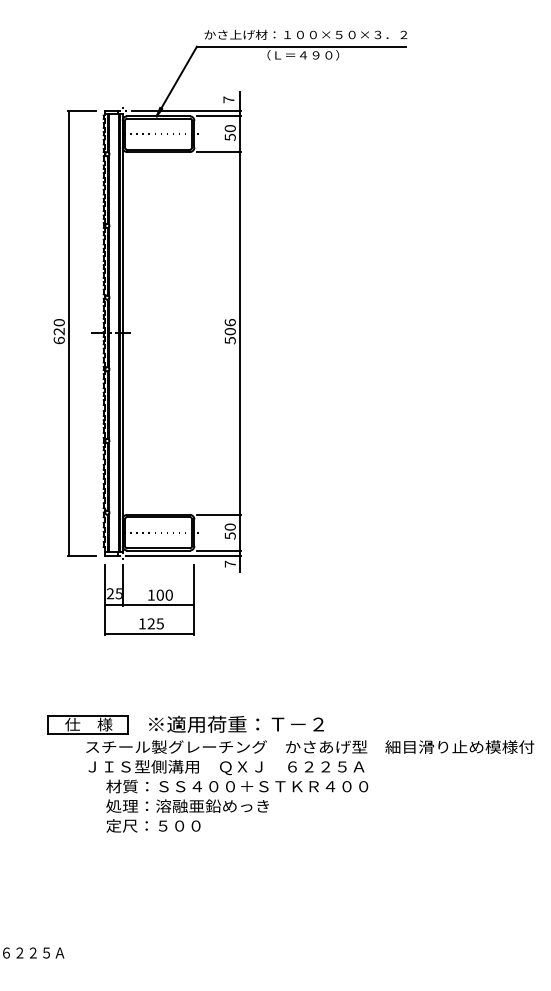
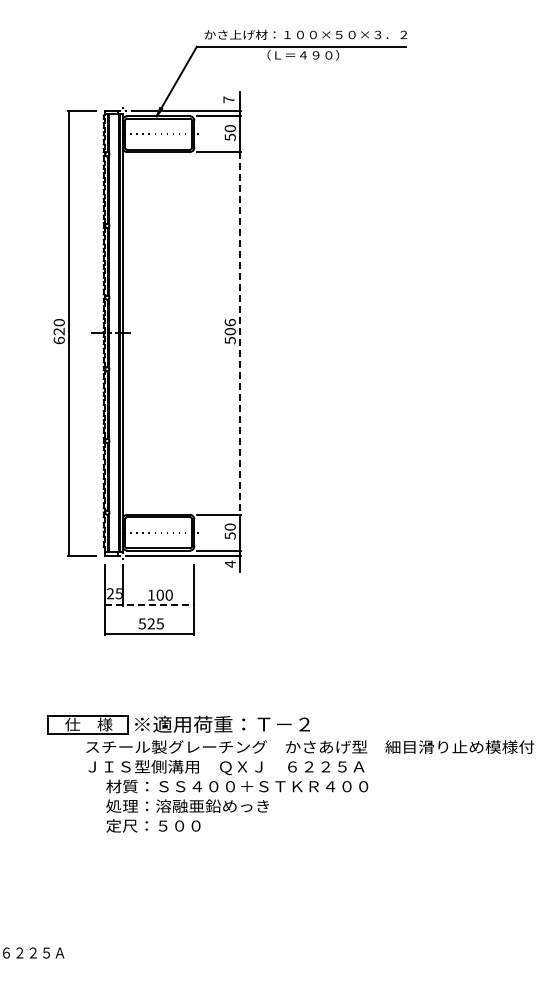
line: solid -> dashed (239, 333)
text: 7 -> 4 (229, 563)
line: solid -> dashed (149, 604)
text: 125 -> 525 (141, 623)
text position: (236, 723) -> (222, 723) (222, 723)
